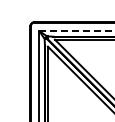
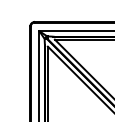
line: dashed -> solid (77, 31)
